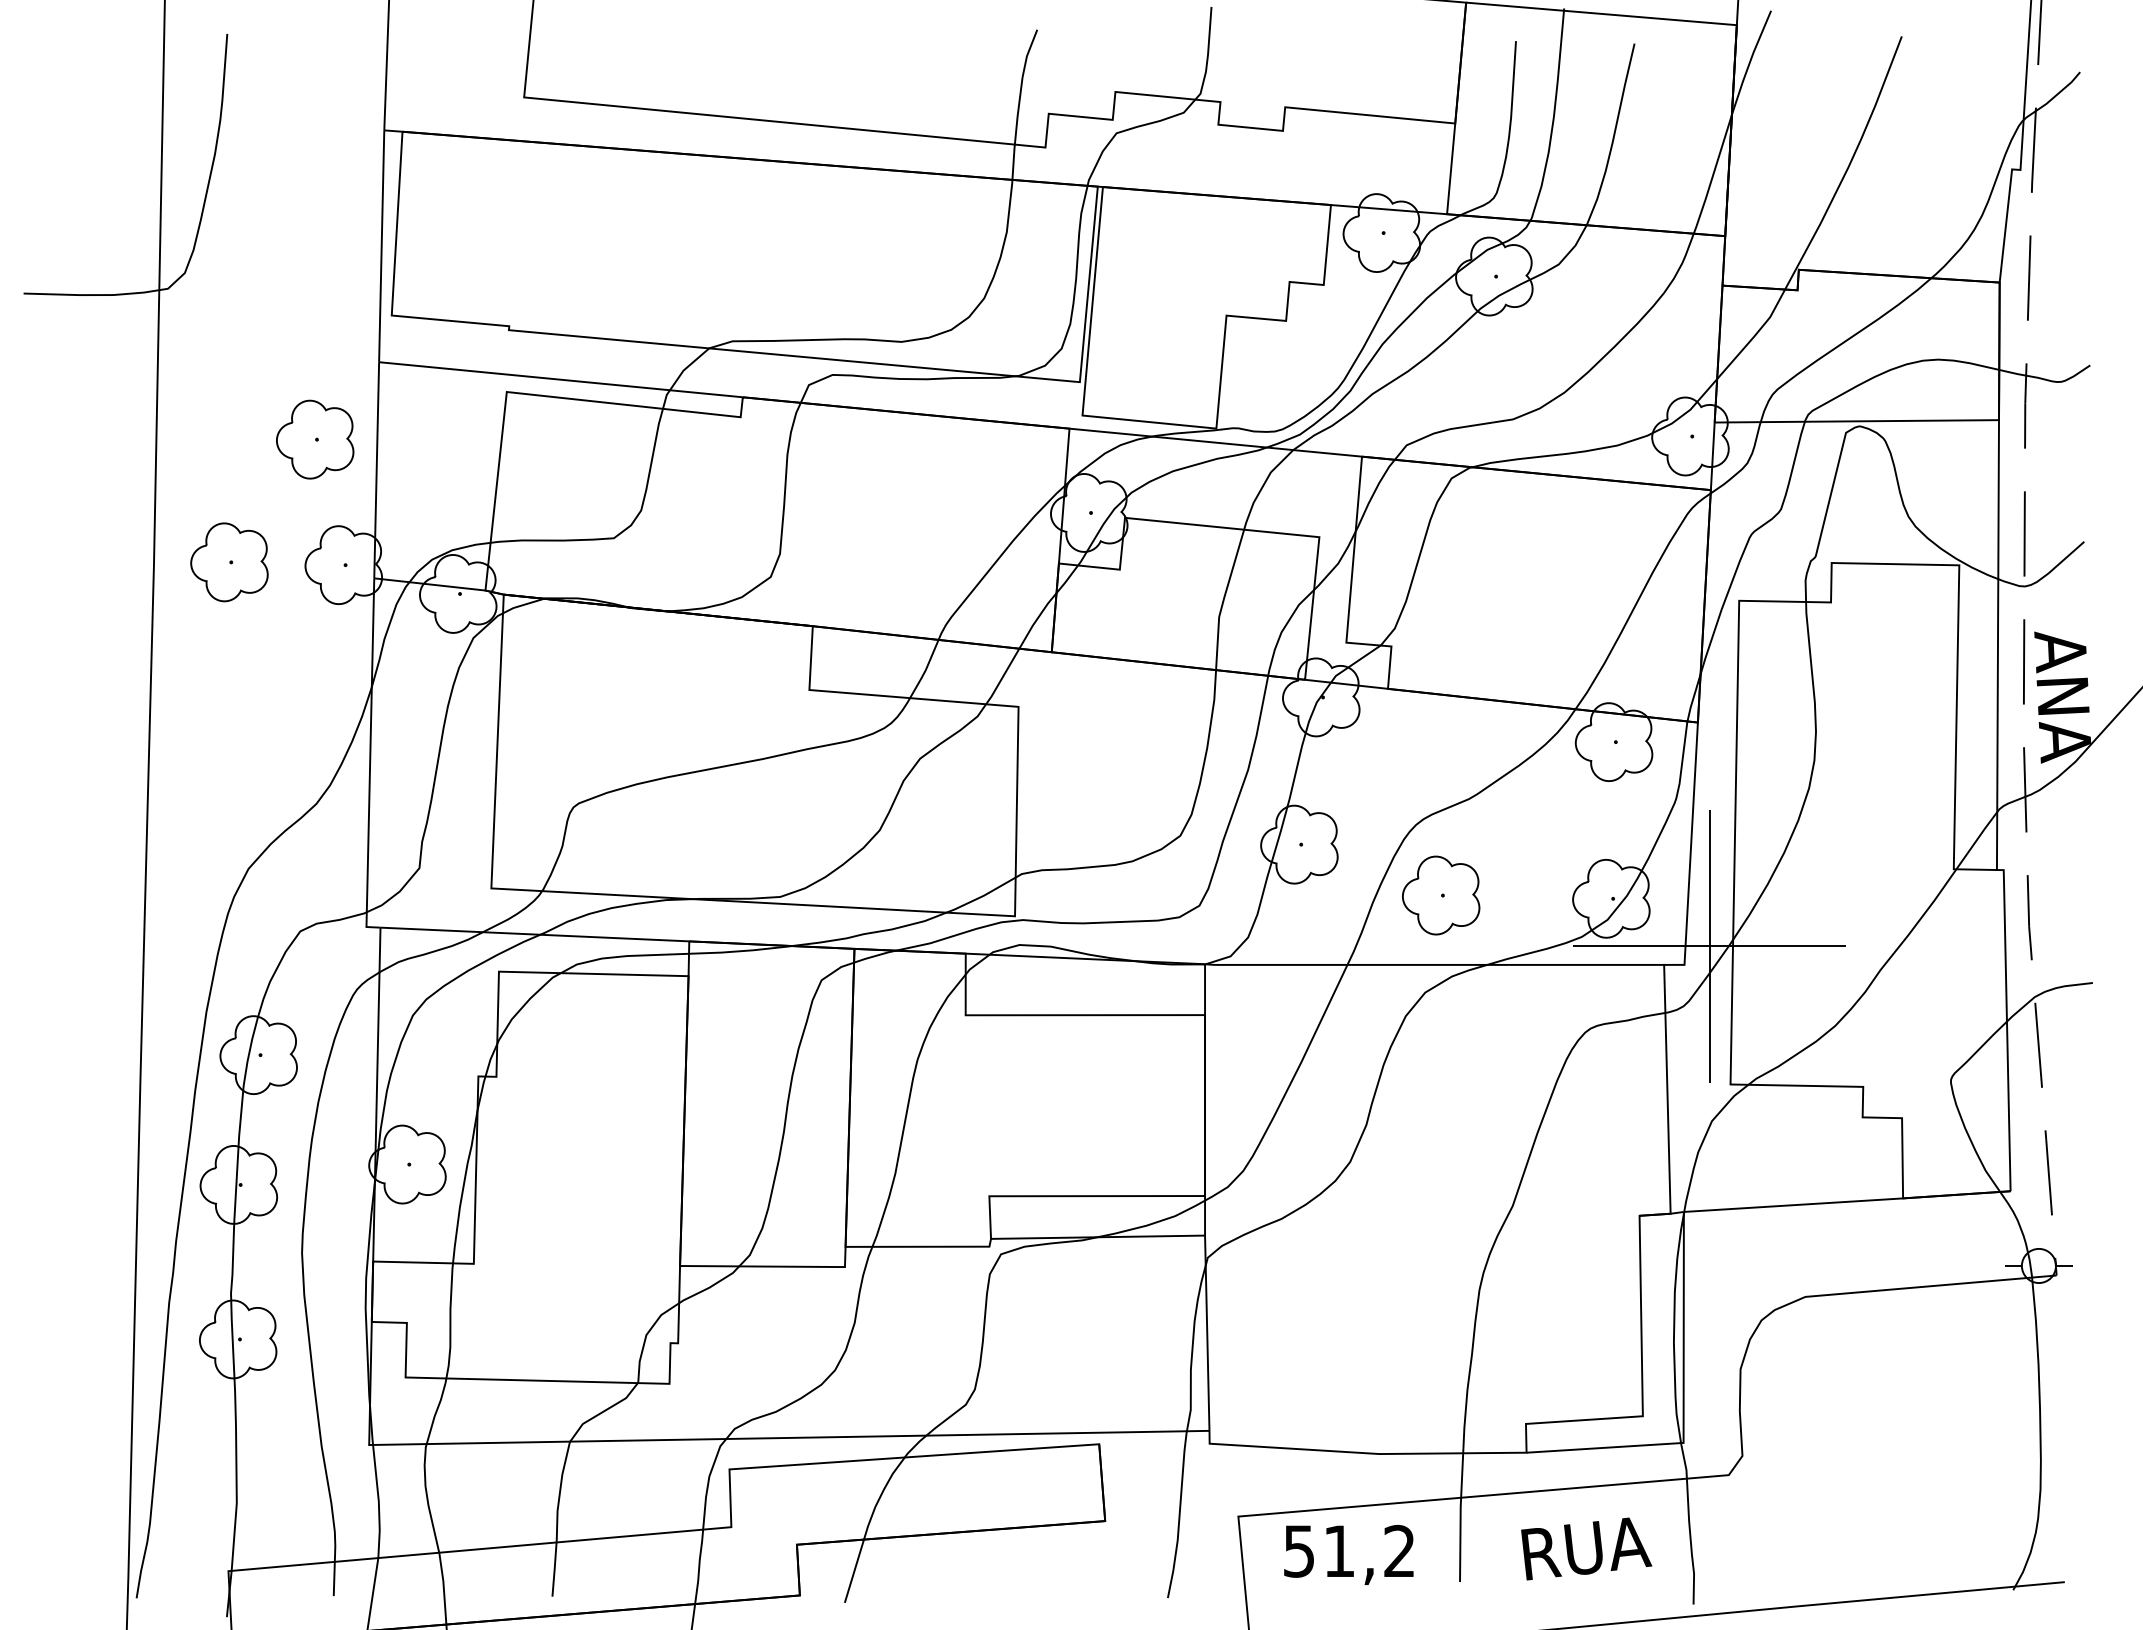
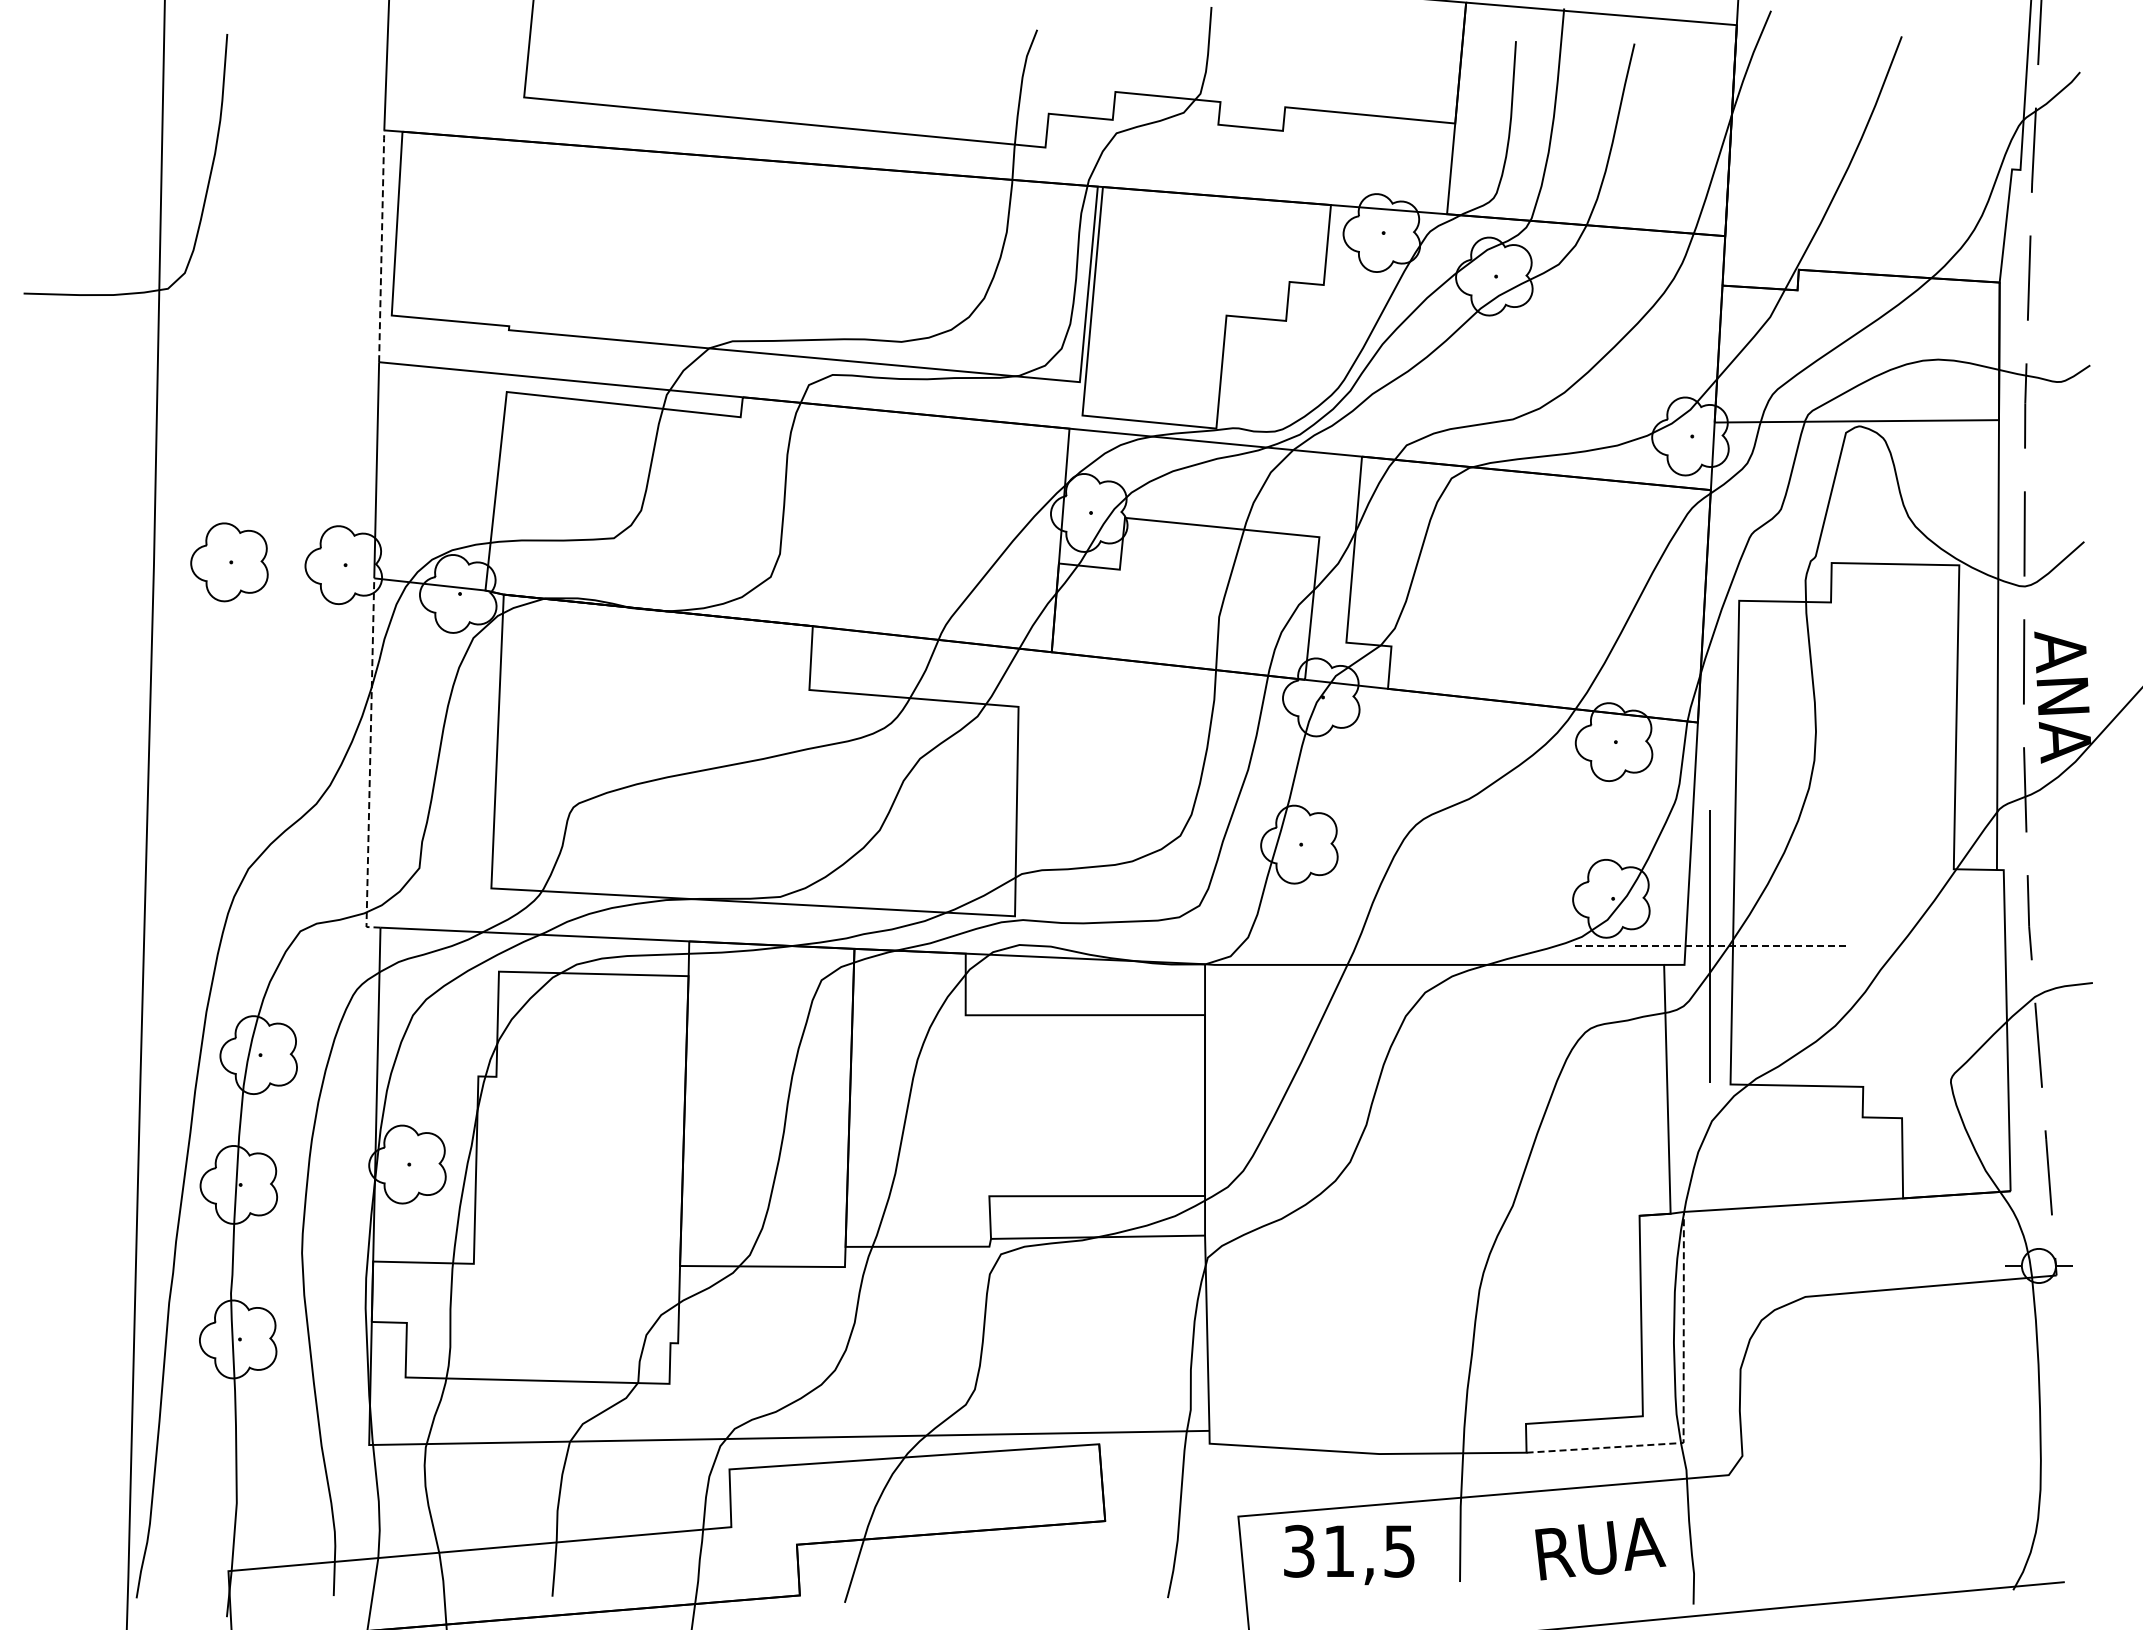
line: solid -> dashed (381, 245)
part: present -> none (315, 439)
line: solid -> dashed (370, 760)
part: present -> none (1441, 895)
line: solid -> dashed (1709, 946)
line: solid -> dashed (1683, 1406)
text position: (1586, 1548) -> (1600, 1548) (1600, 1548)
text: 51,2 -> 31,5 (1349, 1550)
